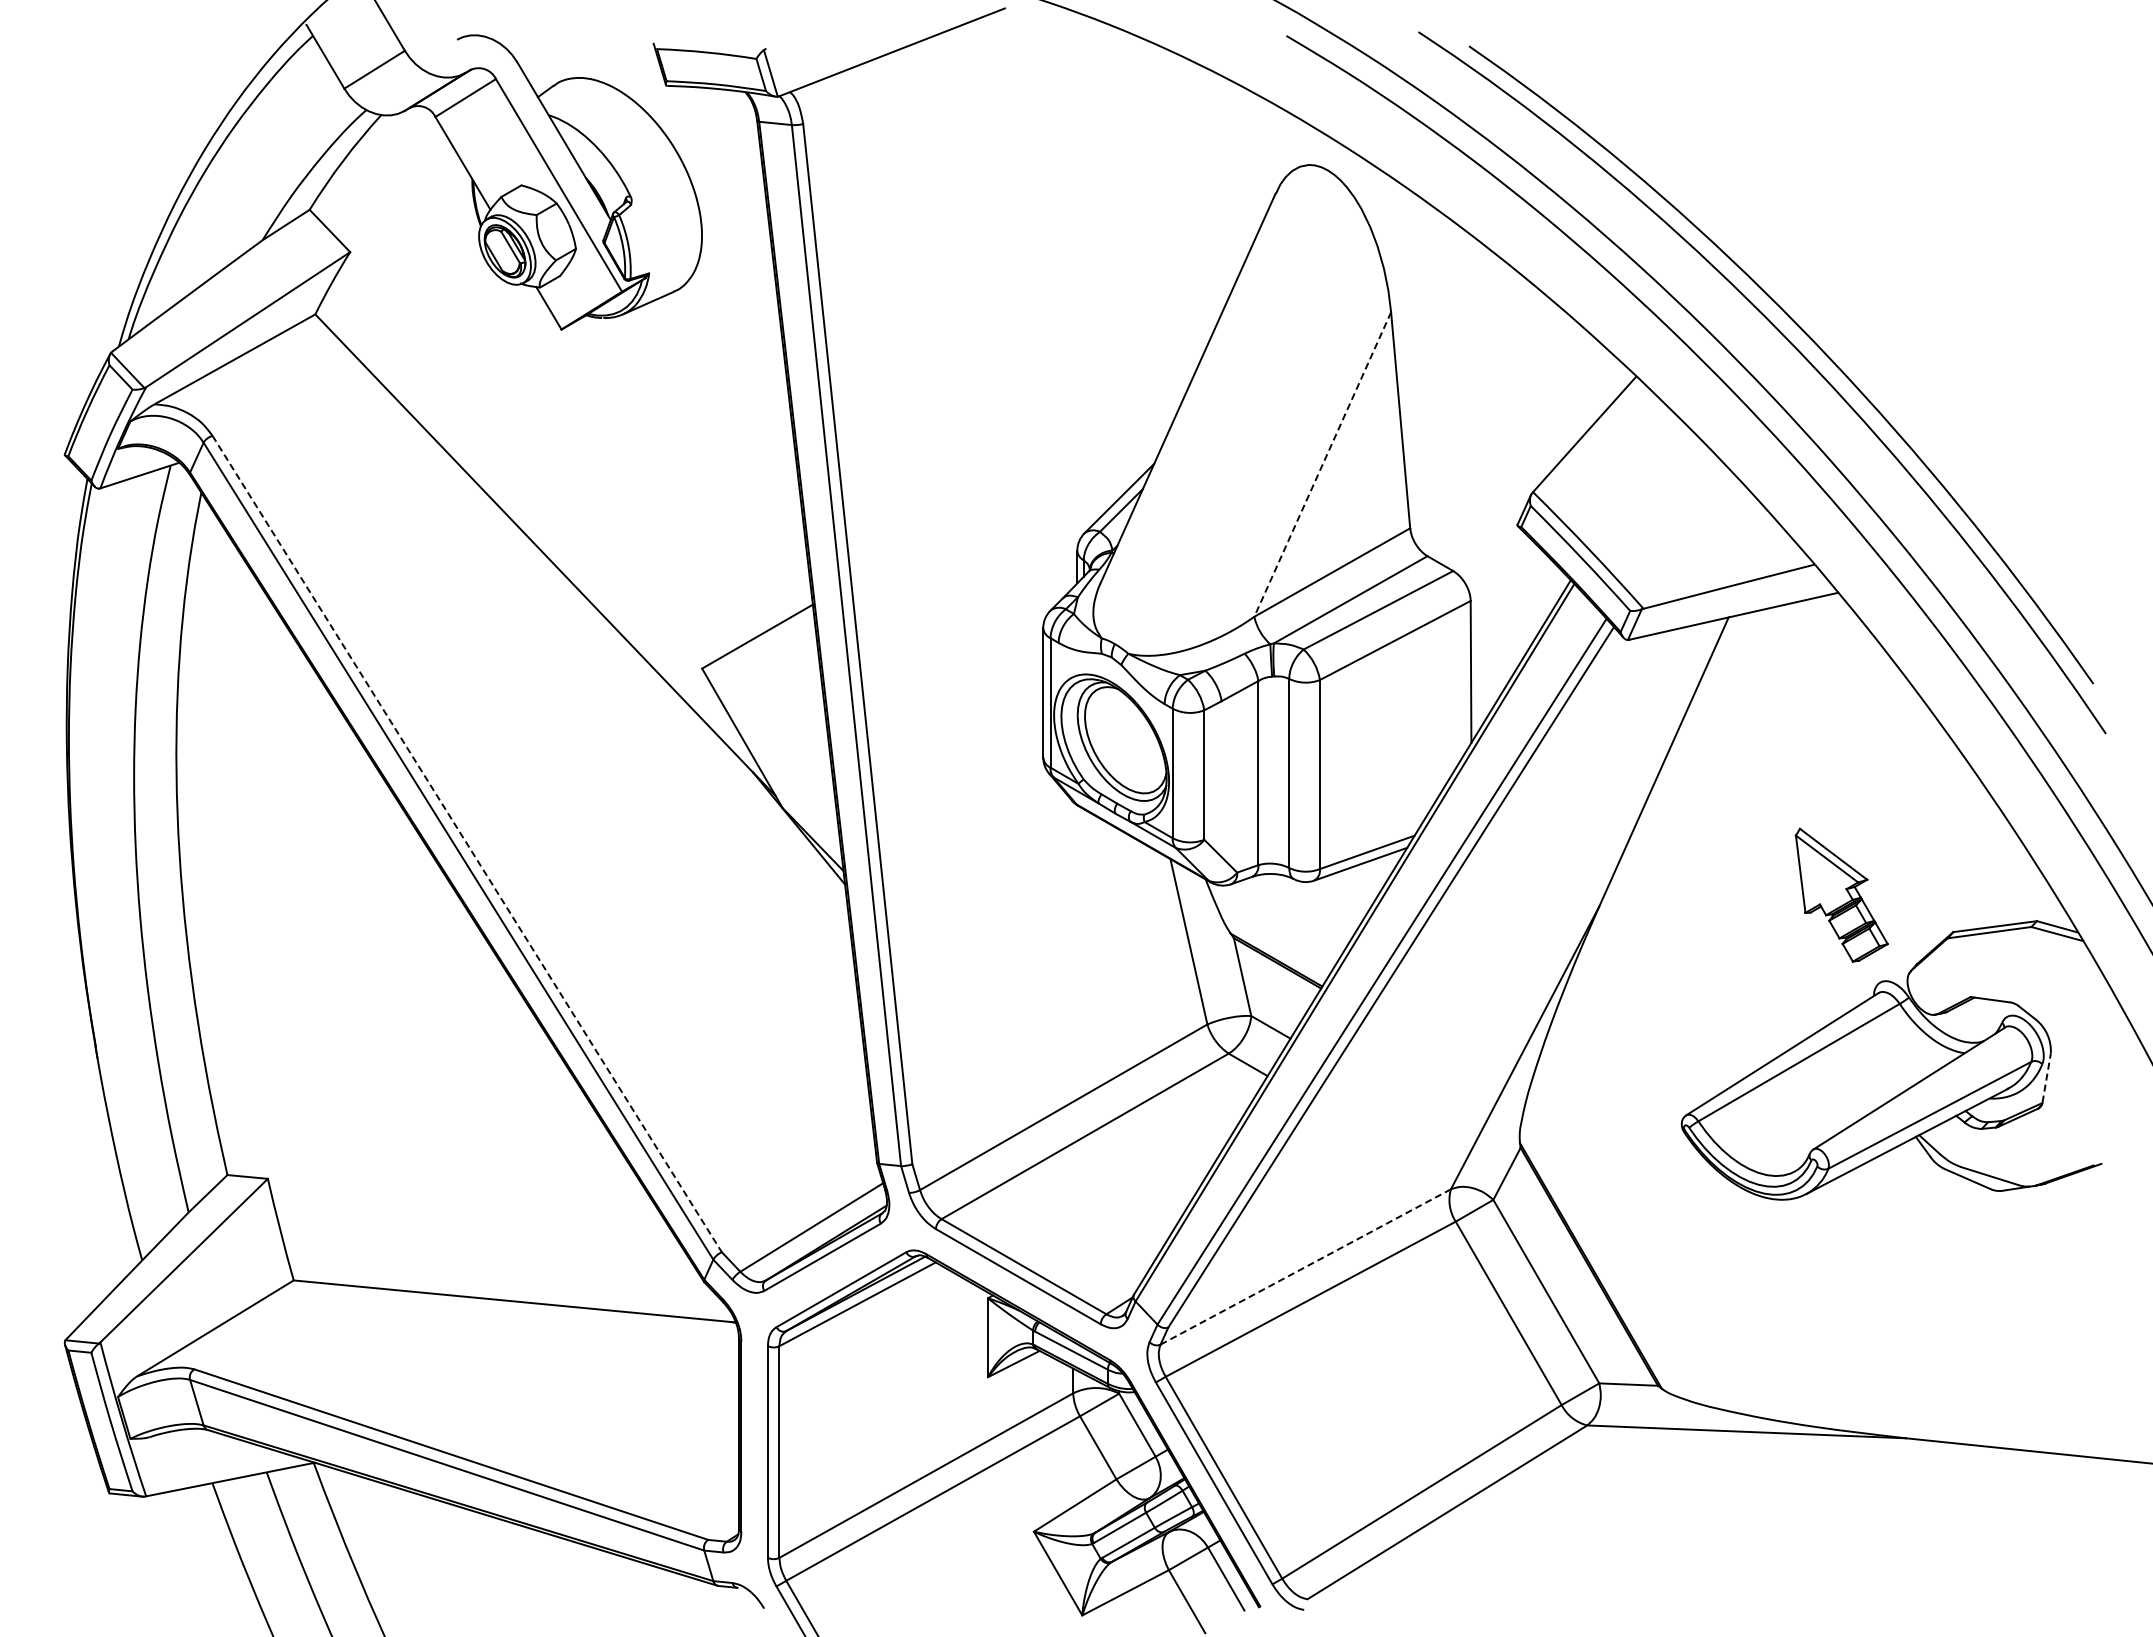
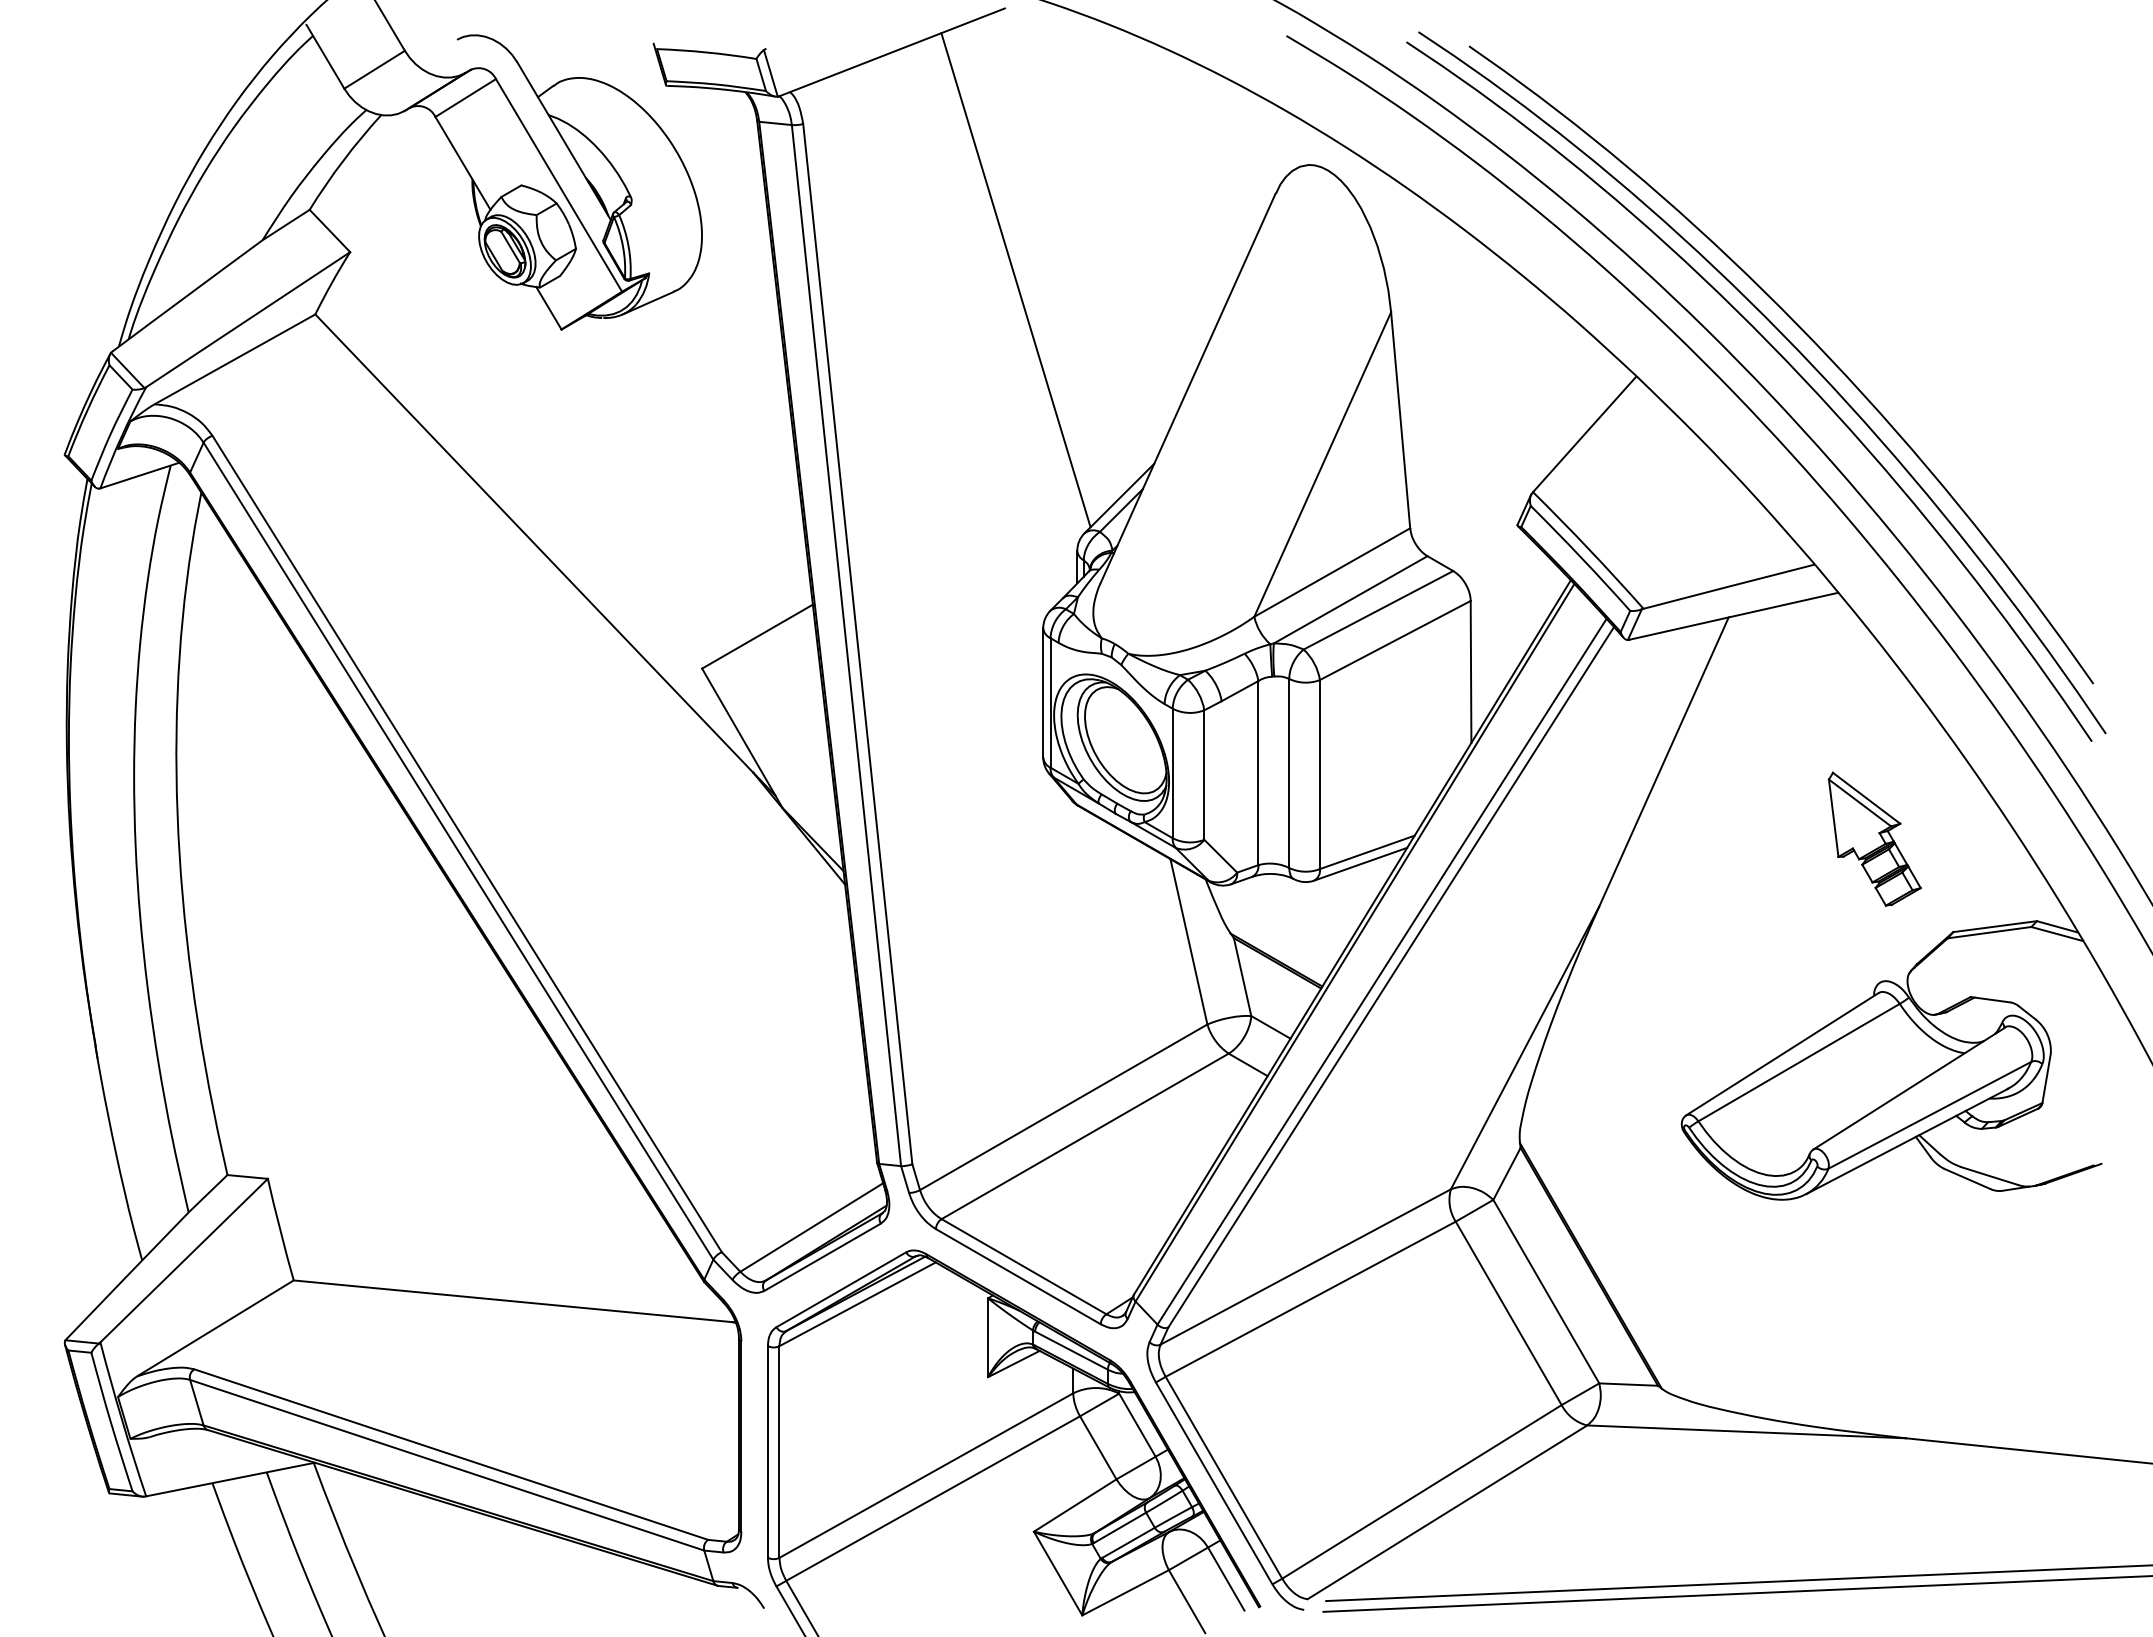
line: none -> present (1015, 280)
curve: none -> present (1782, 358)
line: dashed -> solid (1322, 464)
line: dashed -> solid (467, 844)
part position: (1841, 894) -> (1874, 838) (1874, 838)
line: dashed -> solid (2046, 1078)
line: dashed -> solid (1305, 1266)
line: none -> present (1737, 1583)
line: none -> present (1736, 1593)
